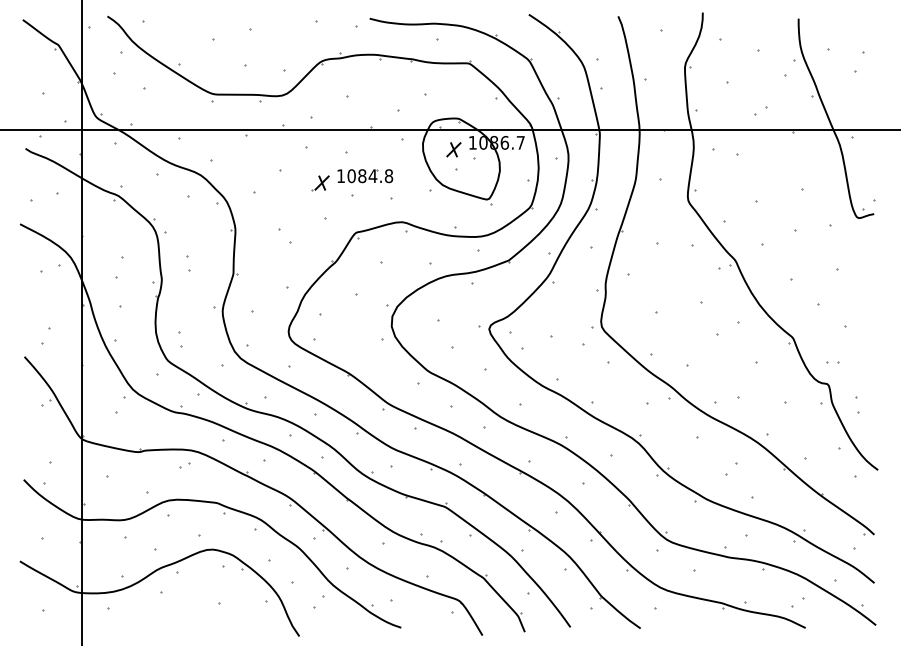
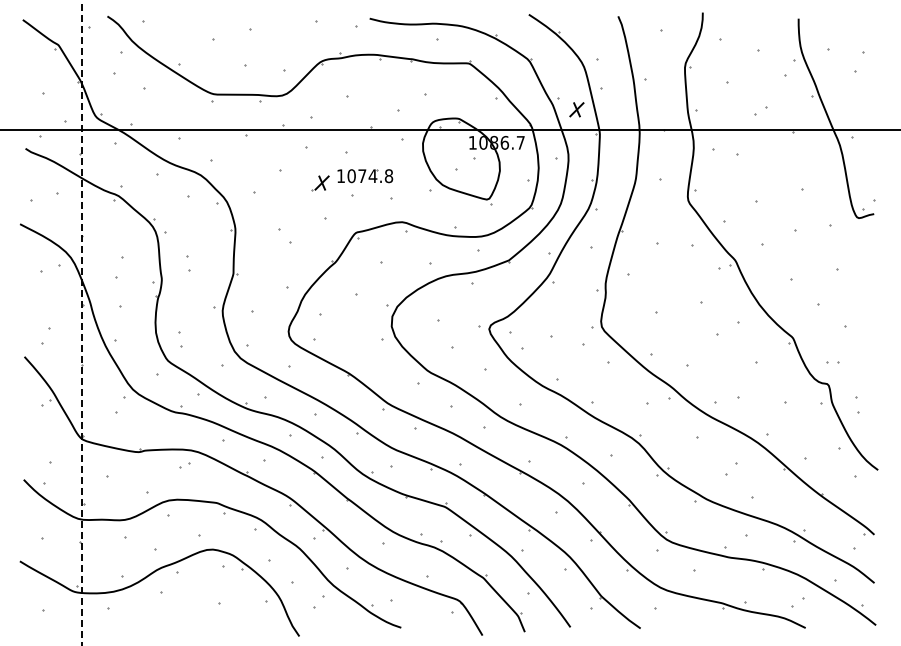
part position: (453, 149) -> (576, 109) (576, 109)
text: 1084.8 -> 1074.8 (362, 176)
line: solid -> dashed (82, 322)
